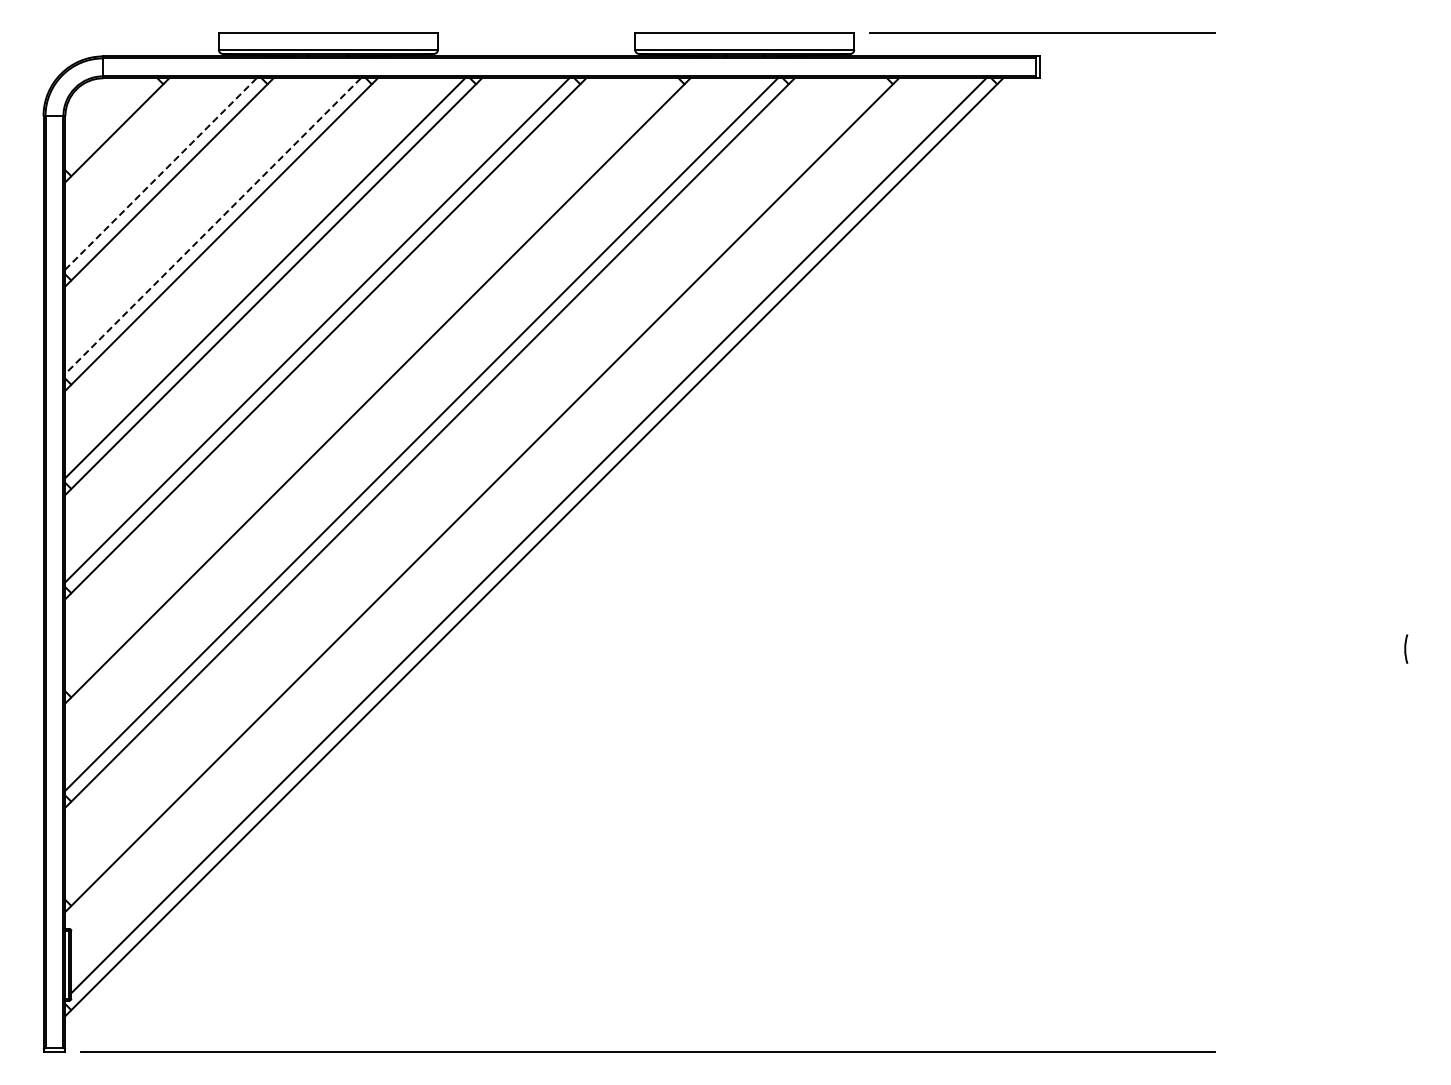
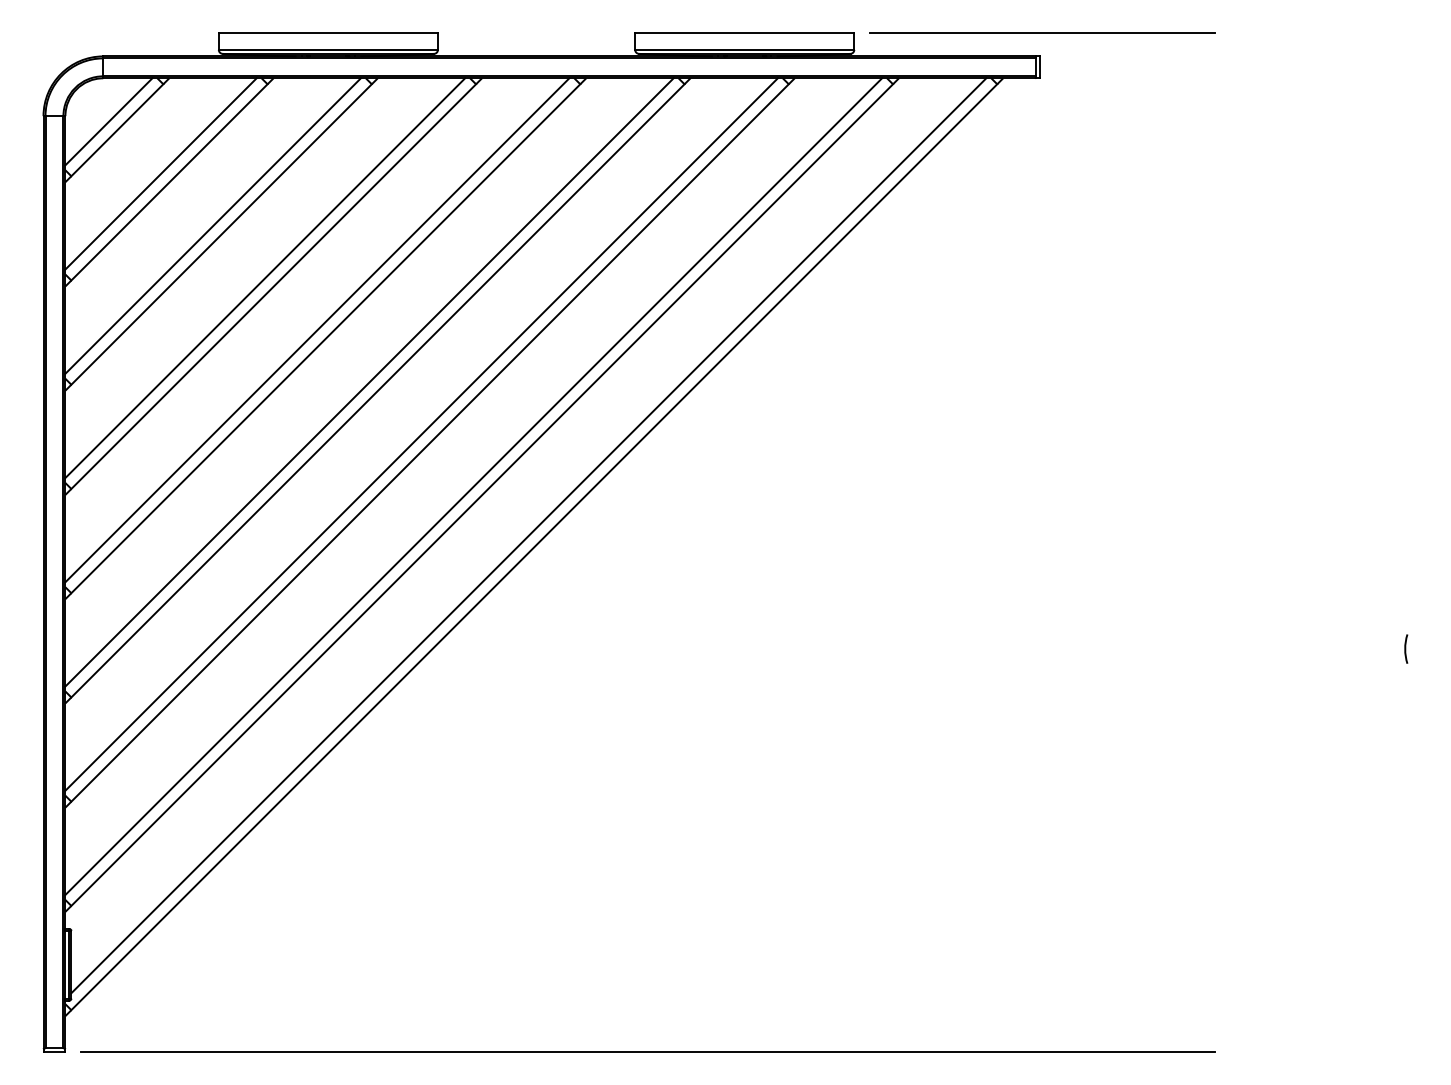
line: none -> present (108, 121)
line: dashed -> solid (160, 174)
line: dashed -> solid (213, 226)
line: none -> present (369, 382)
line: none -> present (473, 486)
